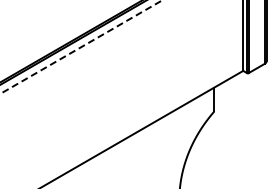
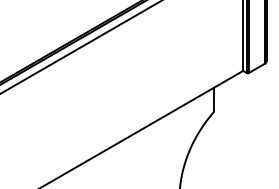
line: dashed -> solid (81, 46)
